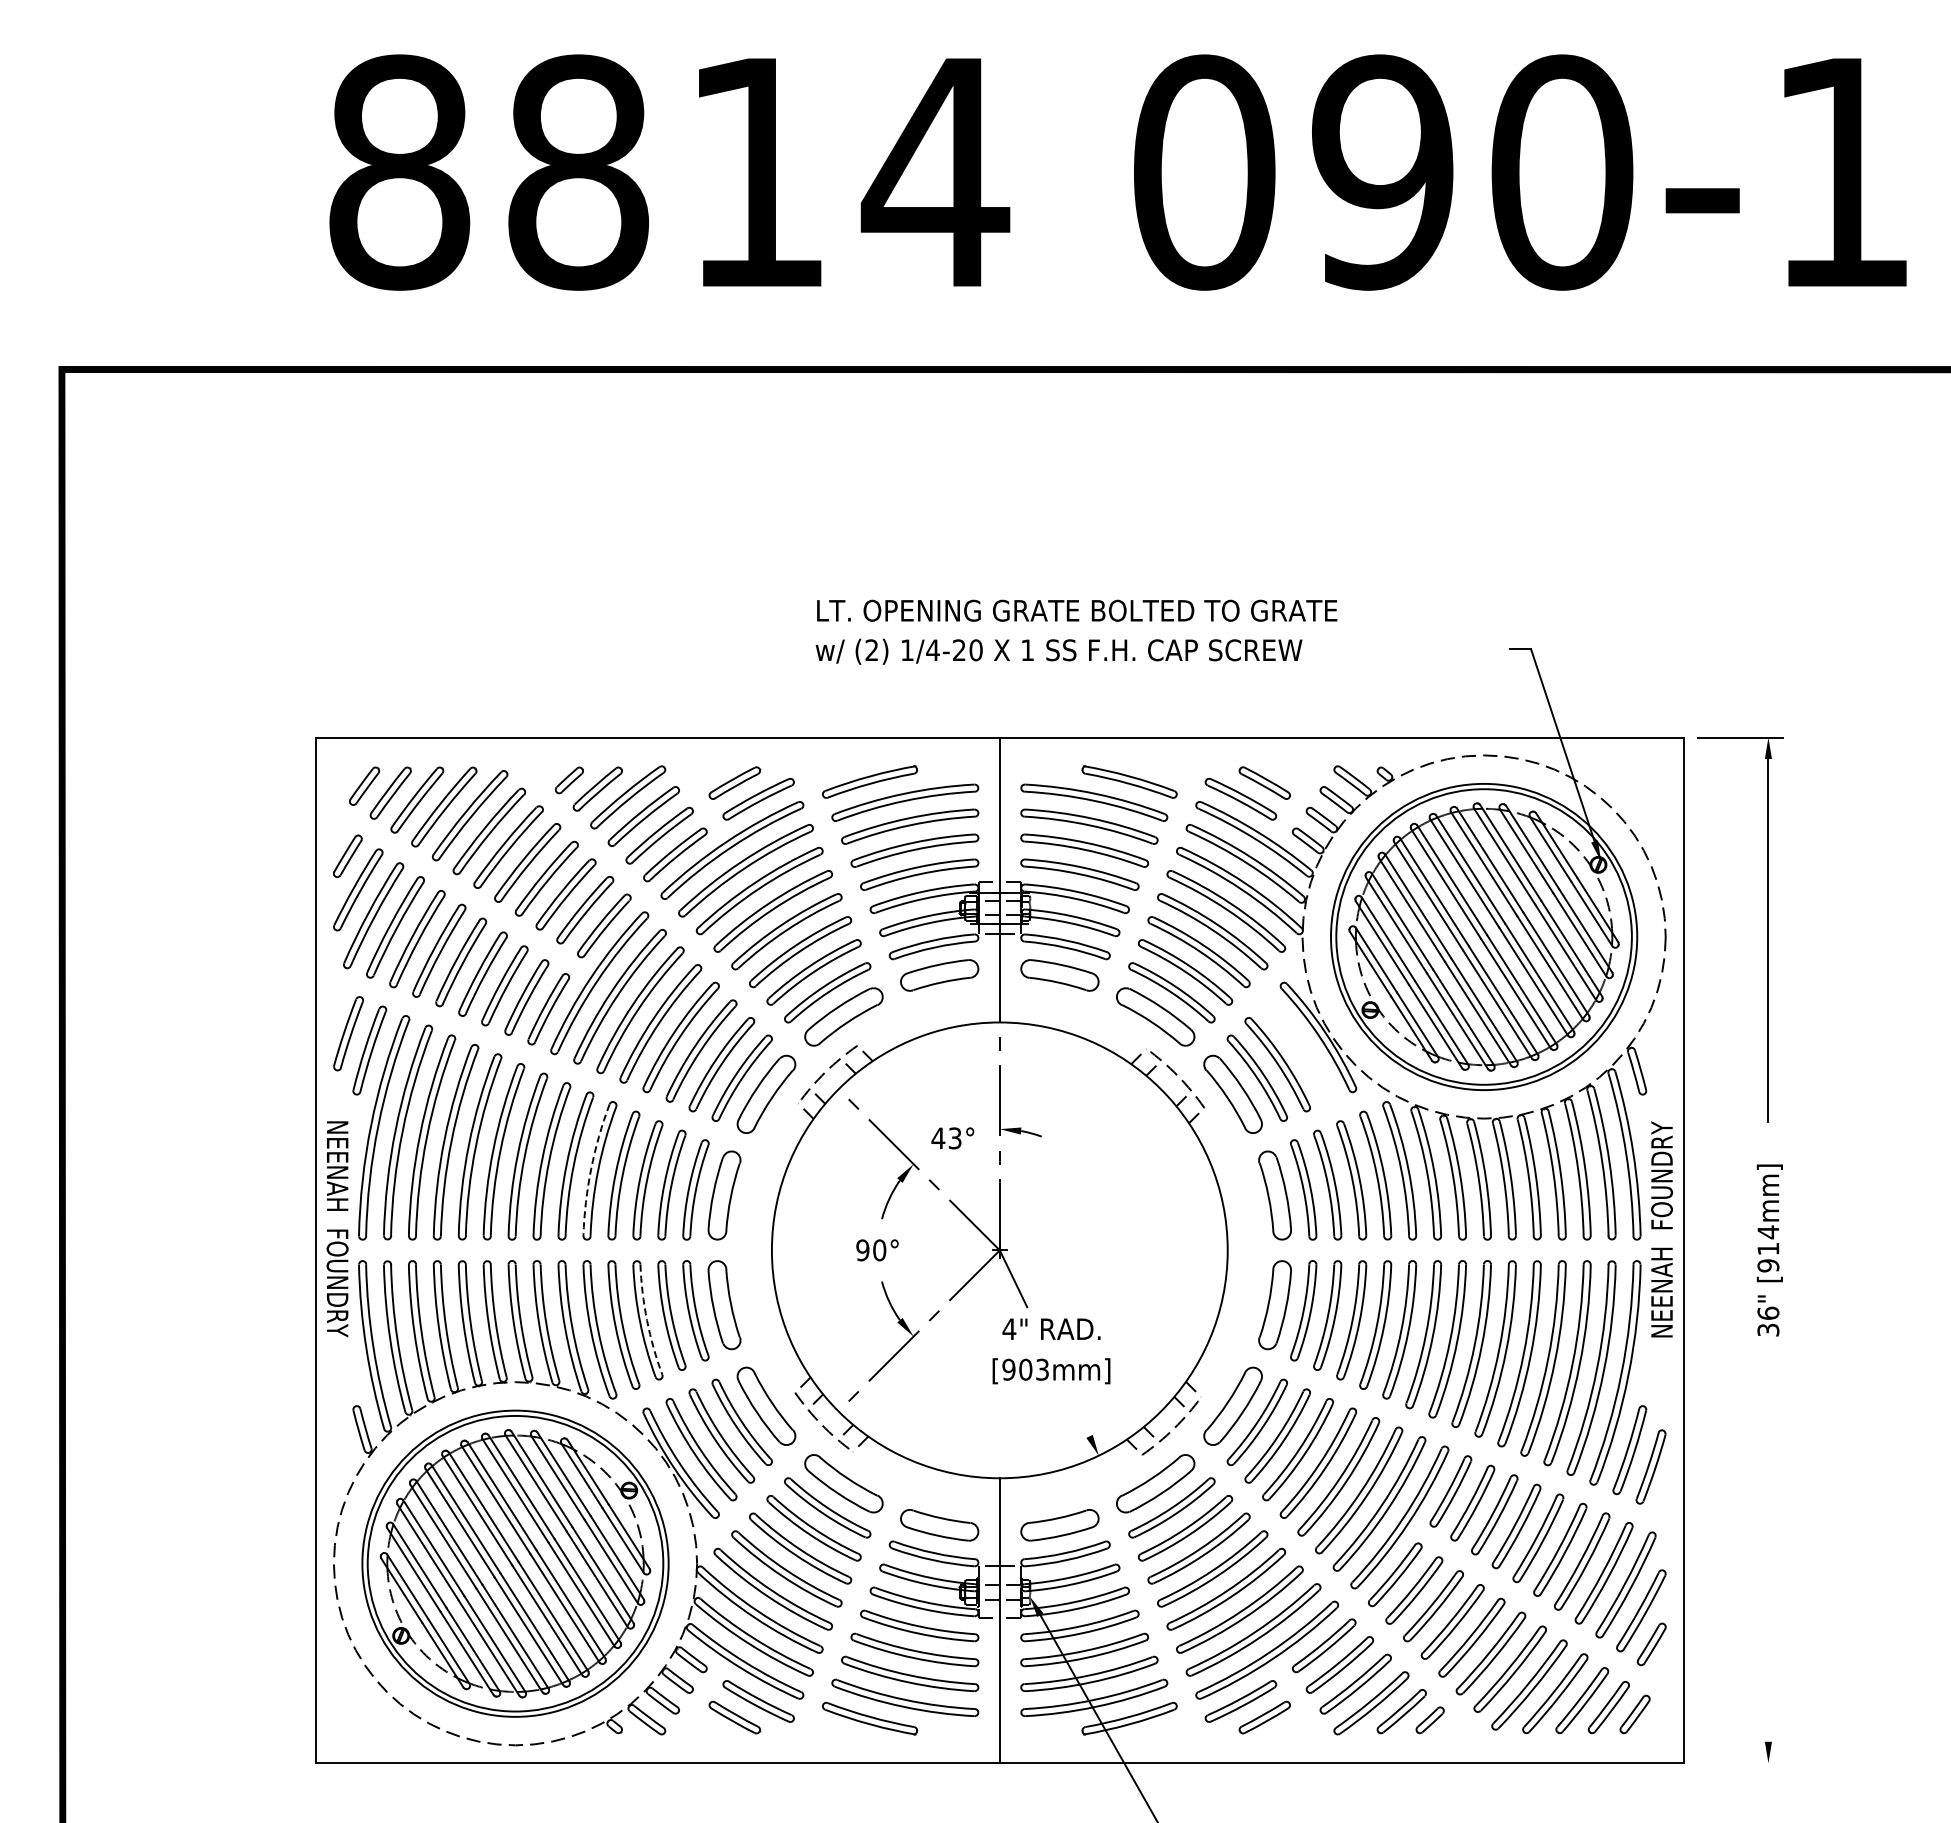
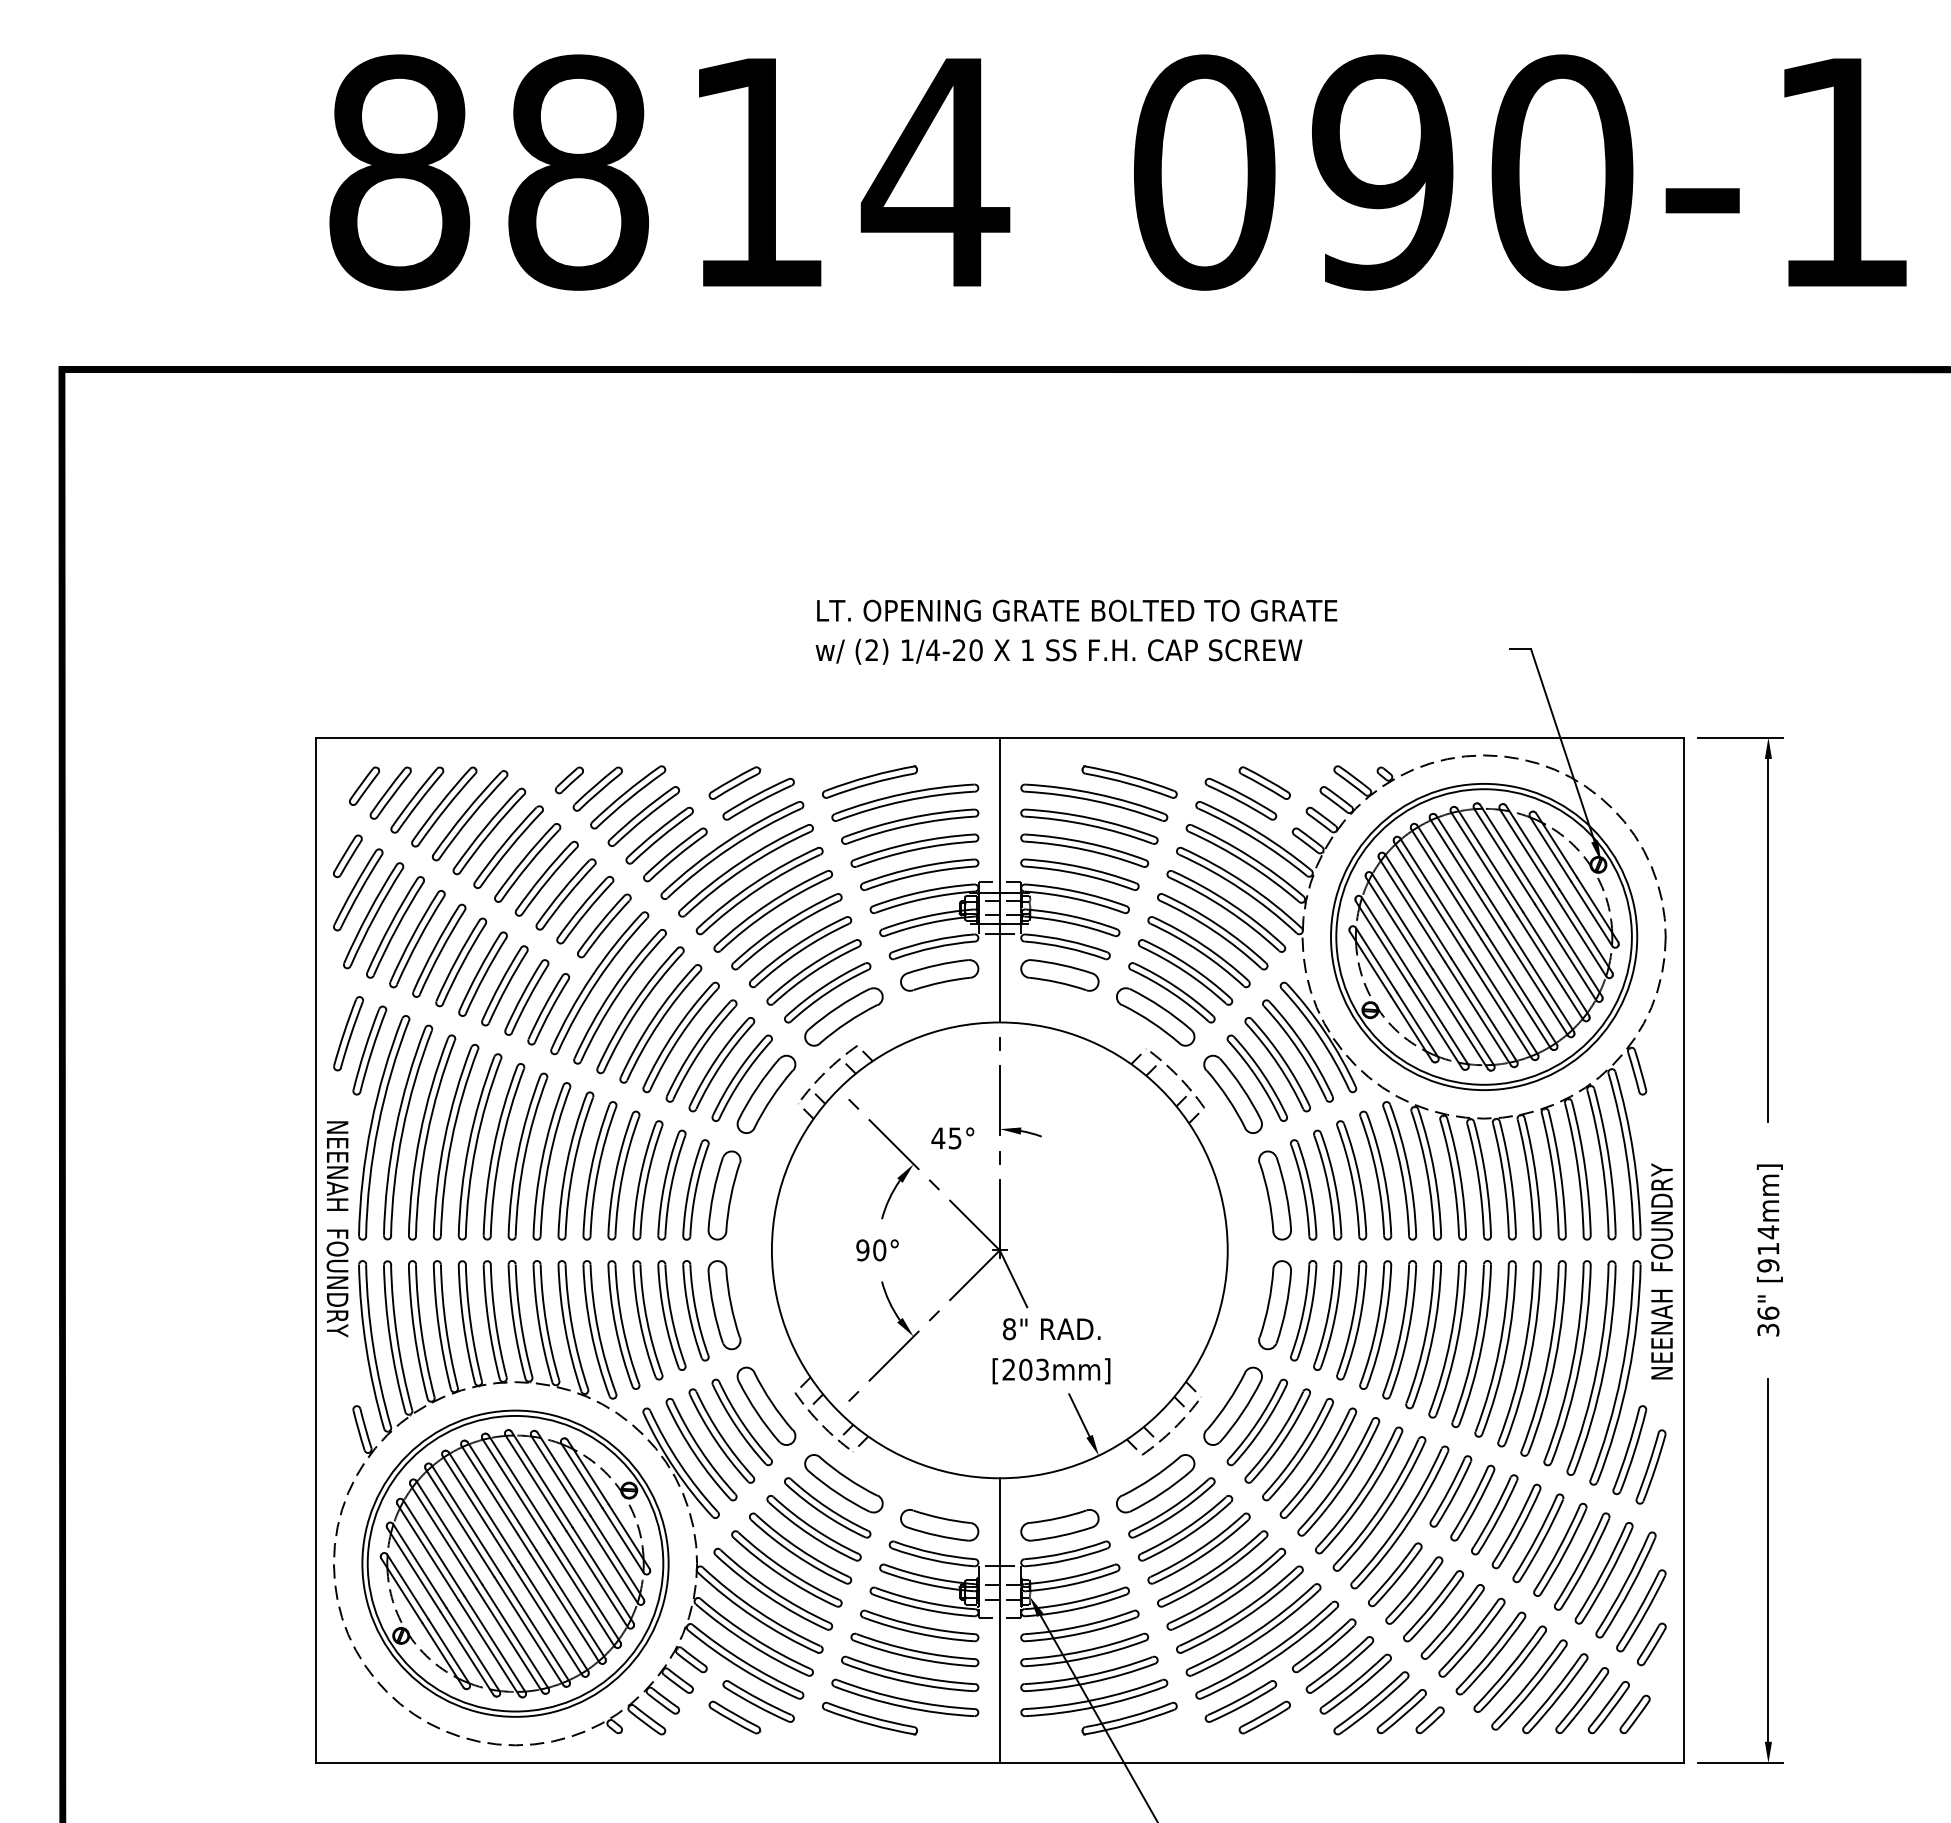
part: none -> present (1297, 1050)
text: 43° -> 45° (955, 1137)
arc: dashed -> solid (591, 1169)
text position: (1661, 1229) -> (1661, 1271) (1661, 1271)
arc: dashed -> solid (647, 1320)
text: 4" -> 8" (1009, 1329)
text: [903mm] -> [203mm] (1008, 1369)
line: none -> present (1079, 1415)
line: none -> present (1768, 1559)
line: none -> present (1739, 1763)
